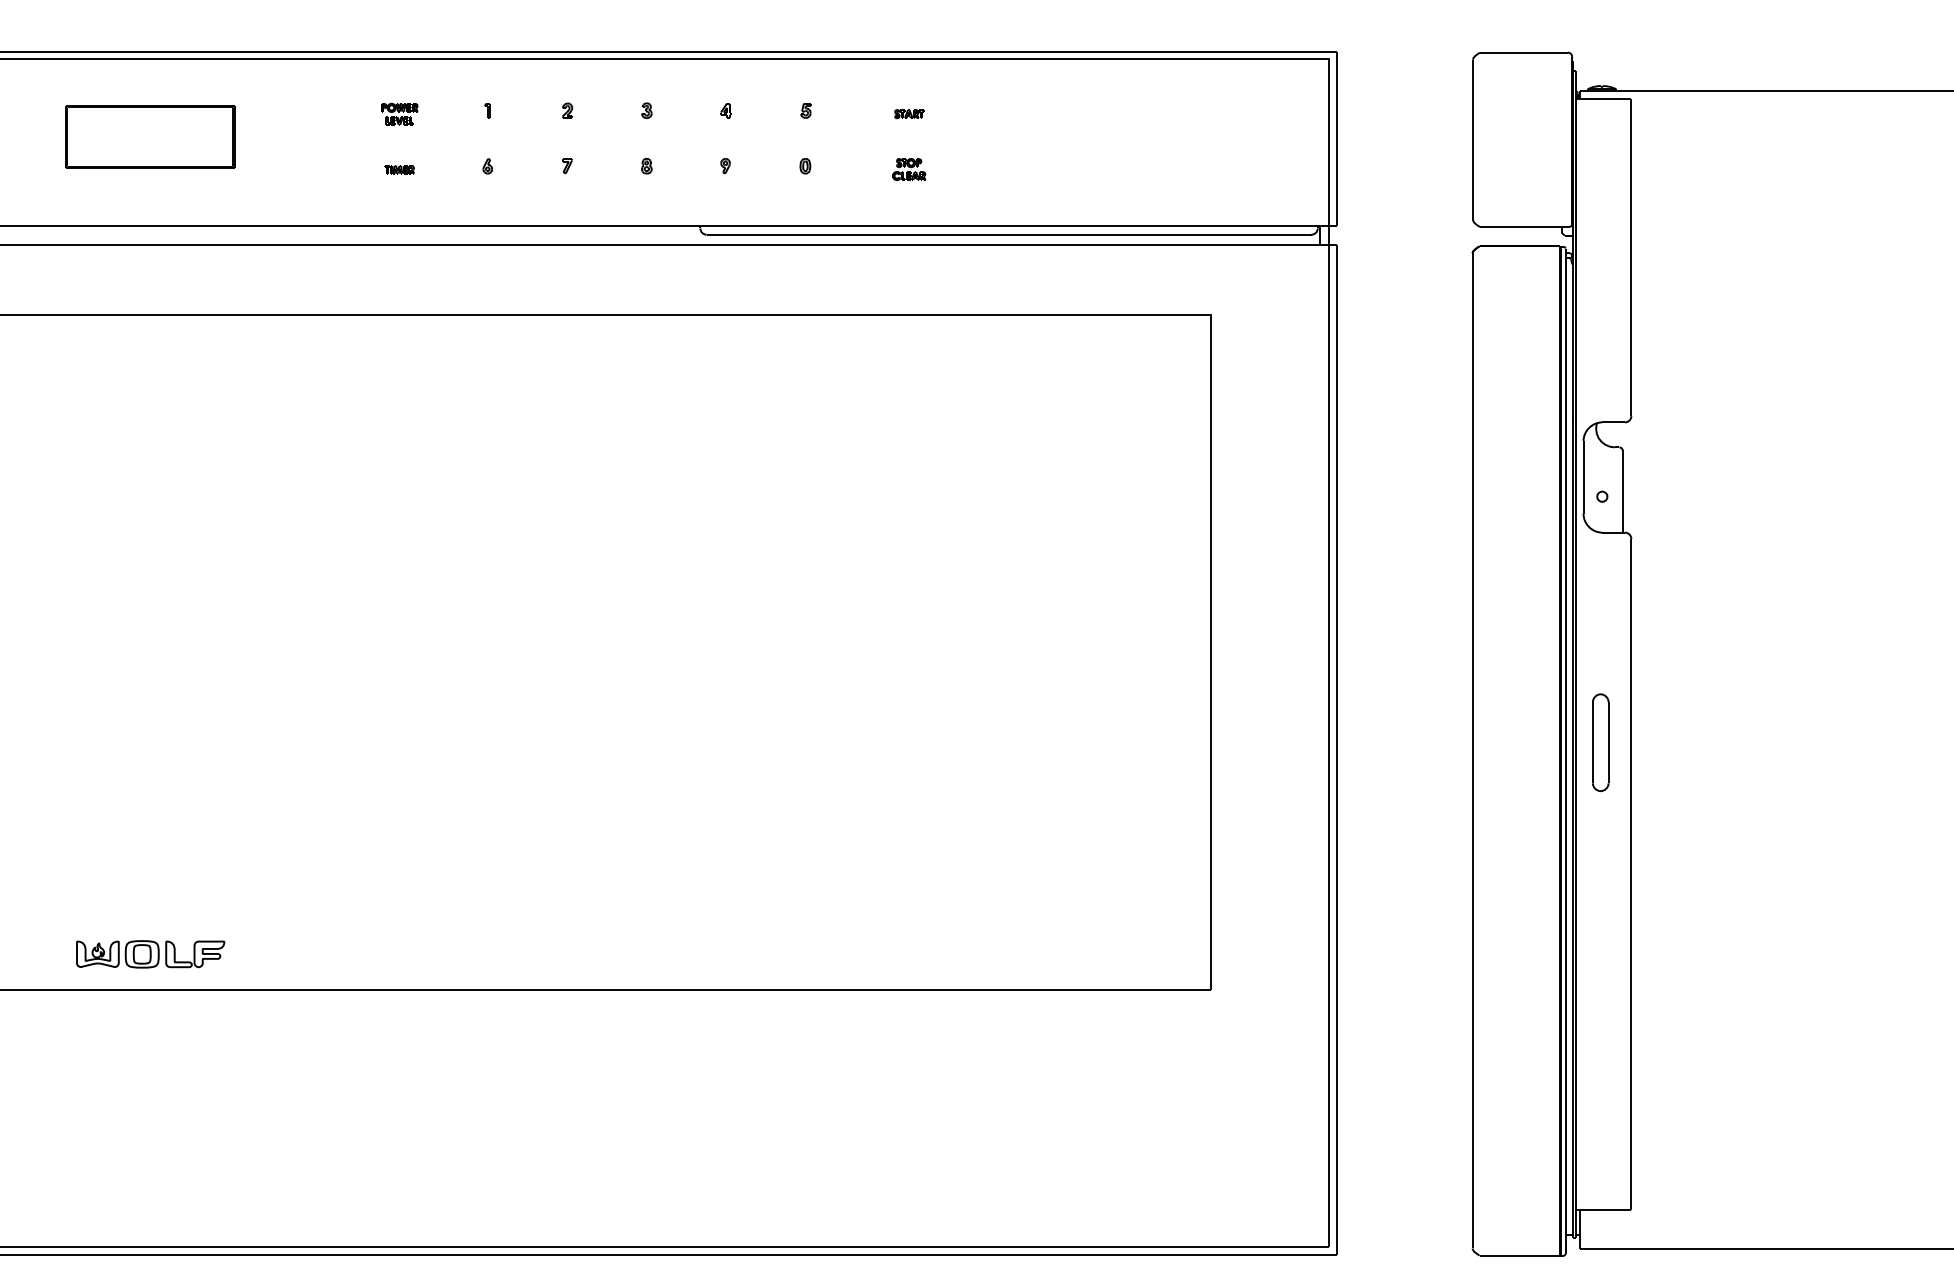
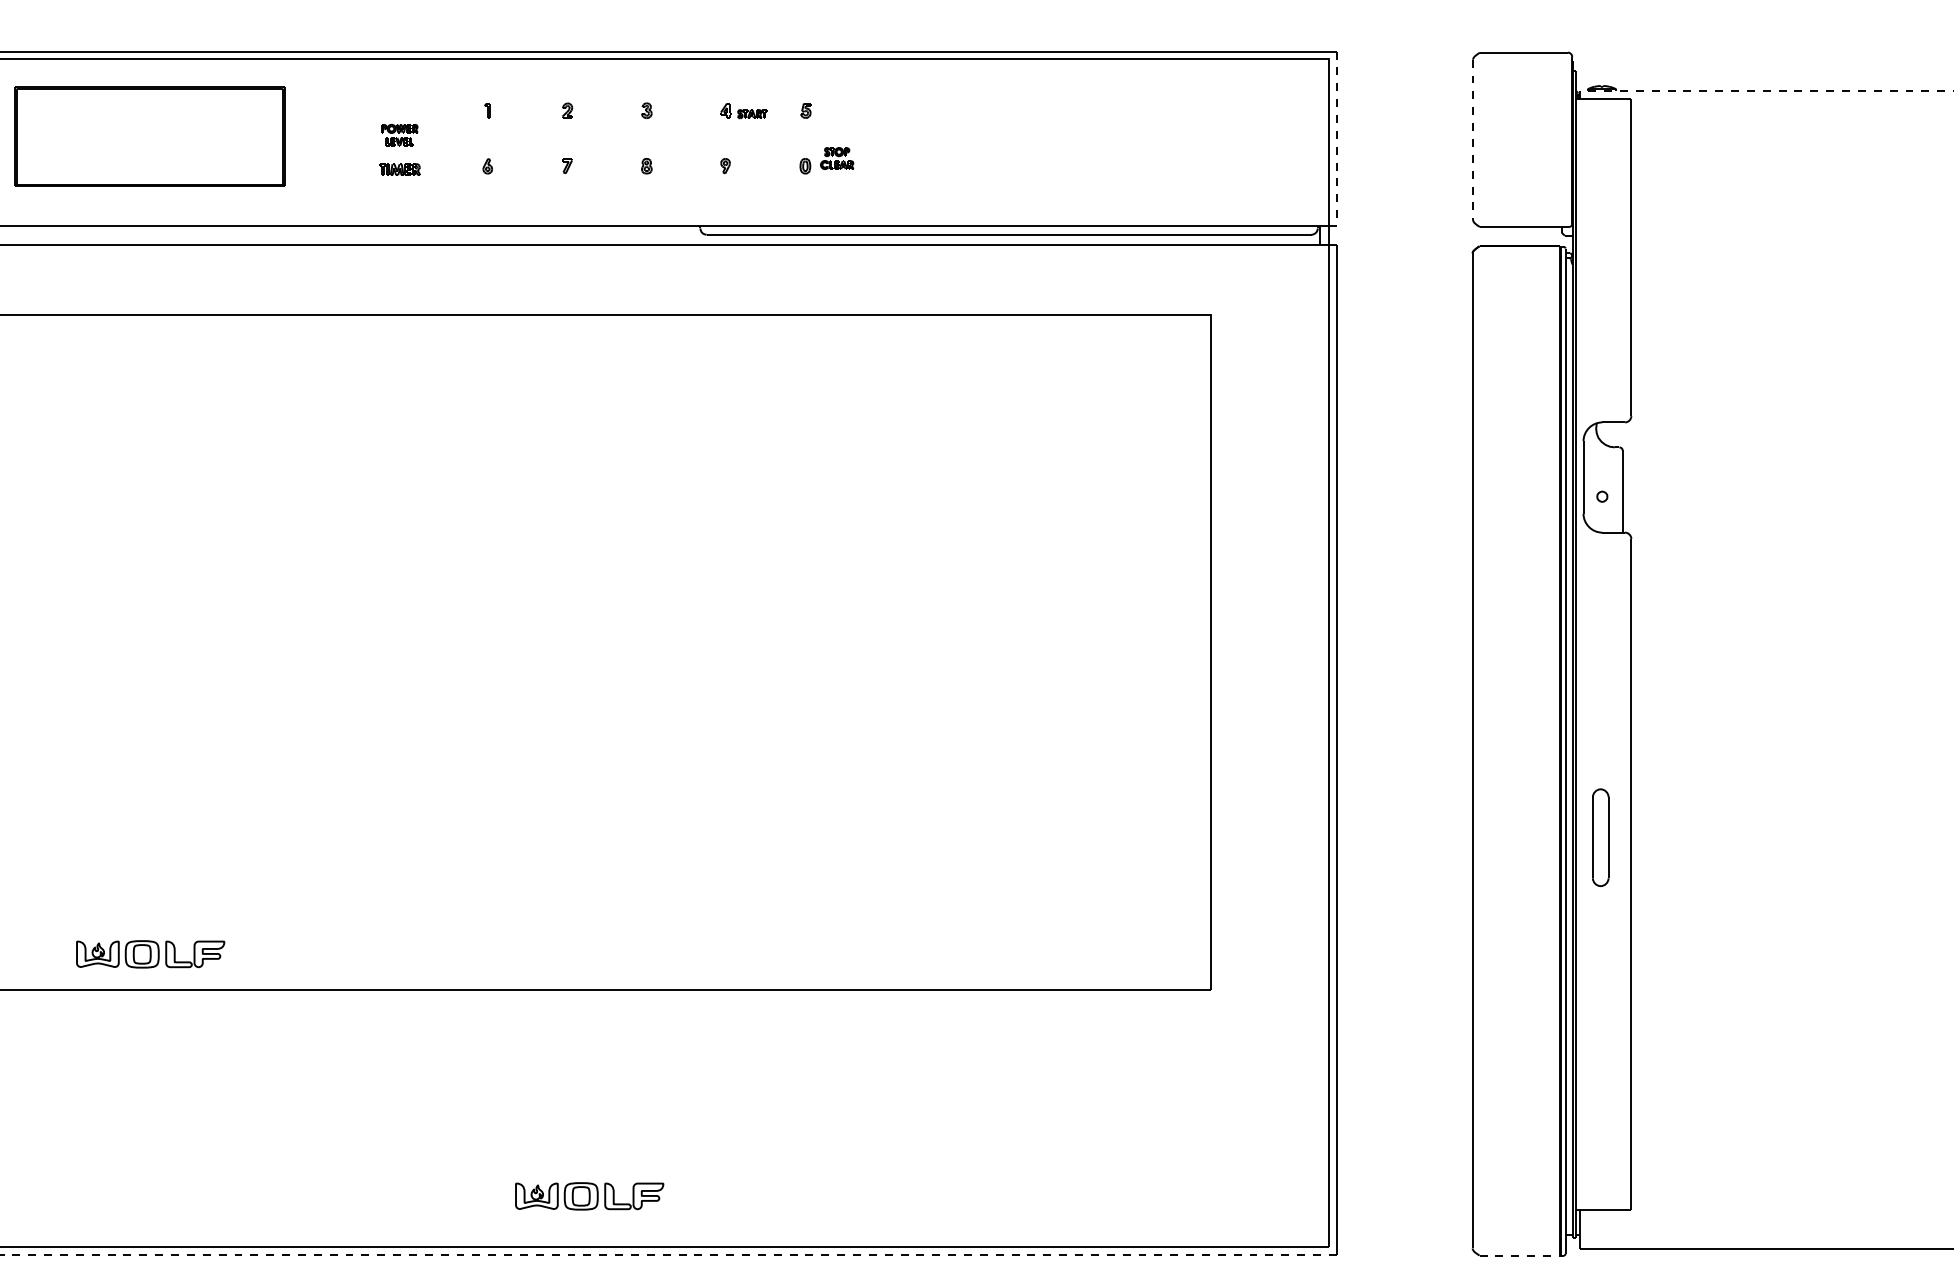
line: solid -> dashed (1766, 90)
part position: (399, 113) -> (399, 134) (399, 134)
part position: (909, 114) -> (752, 114) (752, 114)
part size: 171x64 px -> 272x101 px (149, 136)
line: solid -> dashed (1336, 139)
line: solid -> dashed (1472, 140)
part size: 31x10 px -> 42x13 px (399, 169)
part position: (909, 169) -> (837, 158) (837, 158)
part position: (1600, 742) -> (1600, 837) (1600, 837)
part: none -> present (589, 1196)
line: solid -> dashed (668, 1254)
line: solid -> dashed (1522, 1255)
